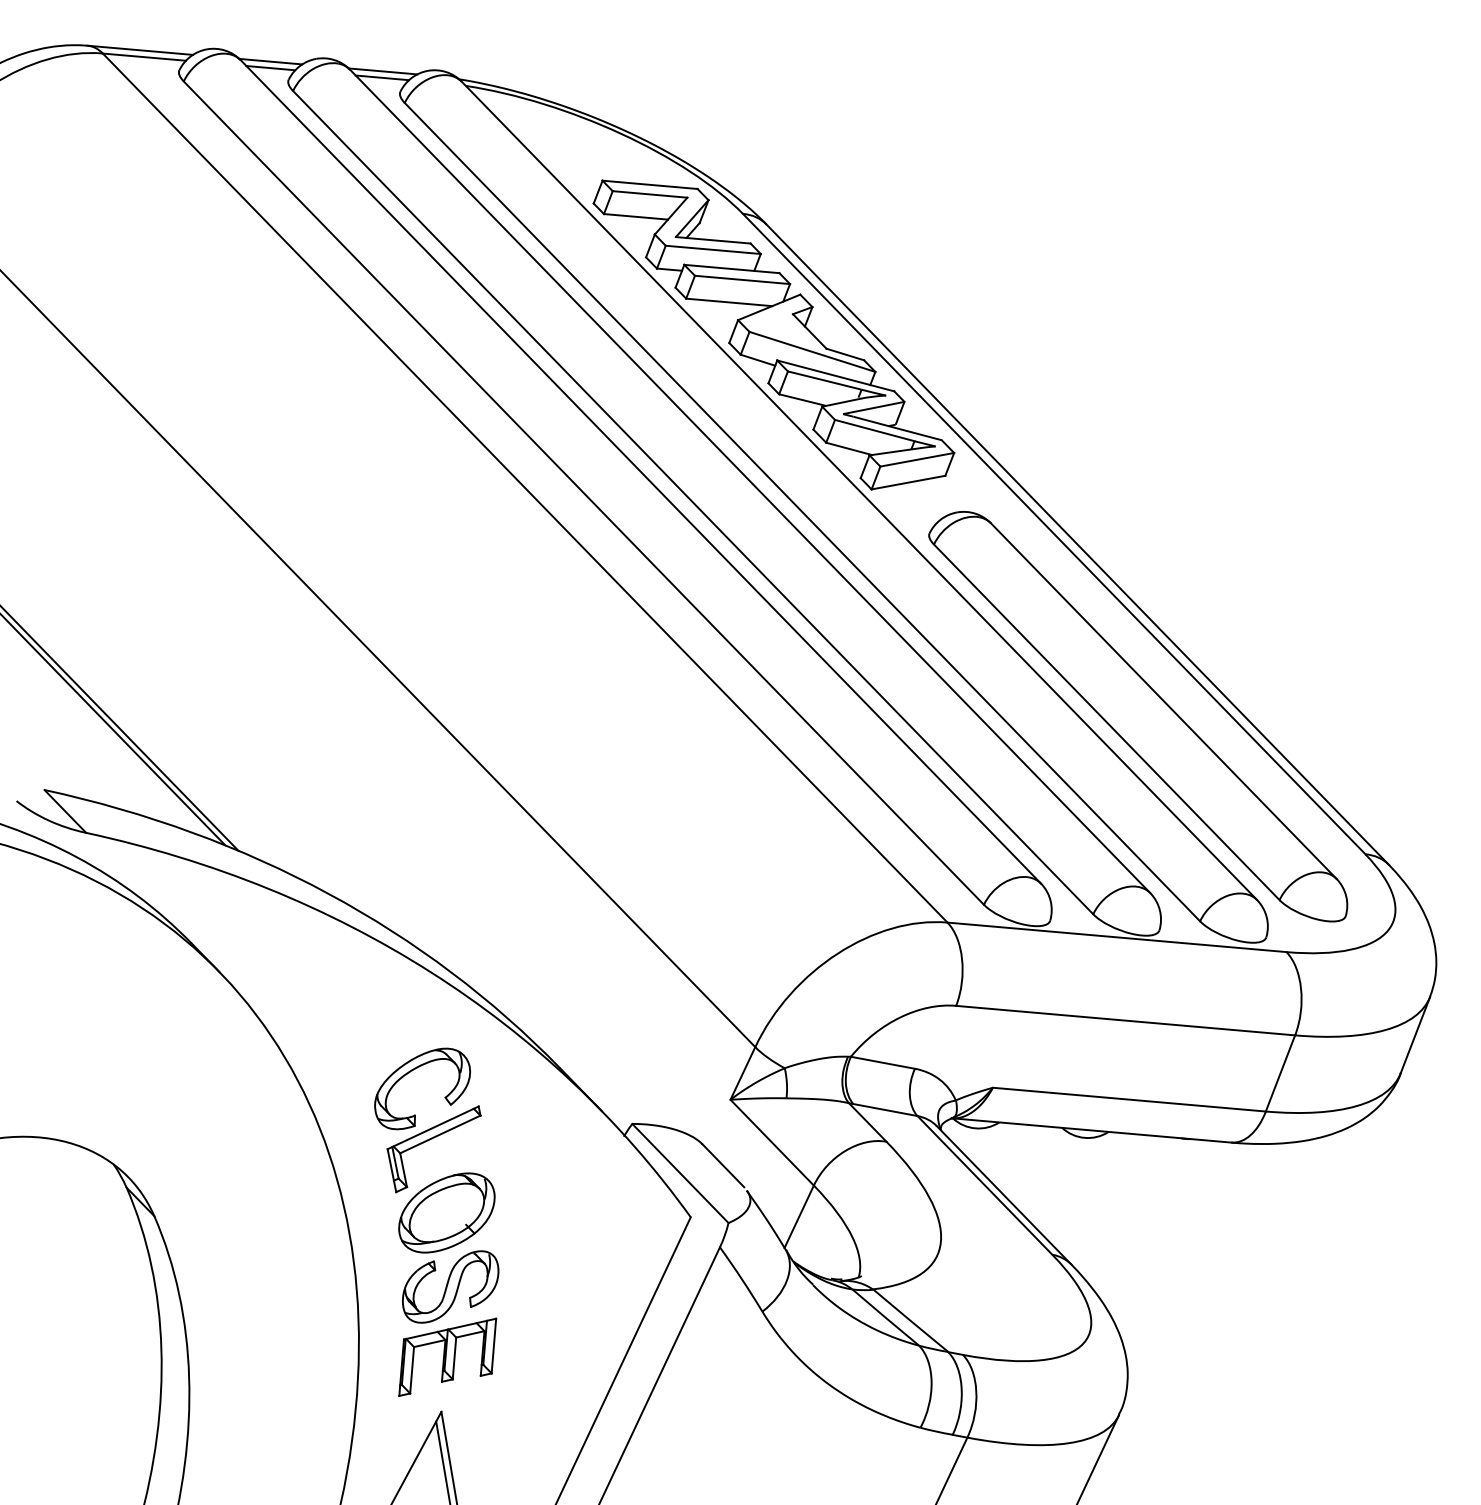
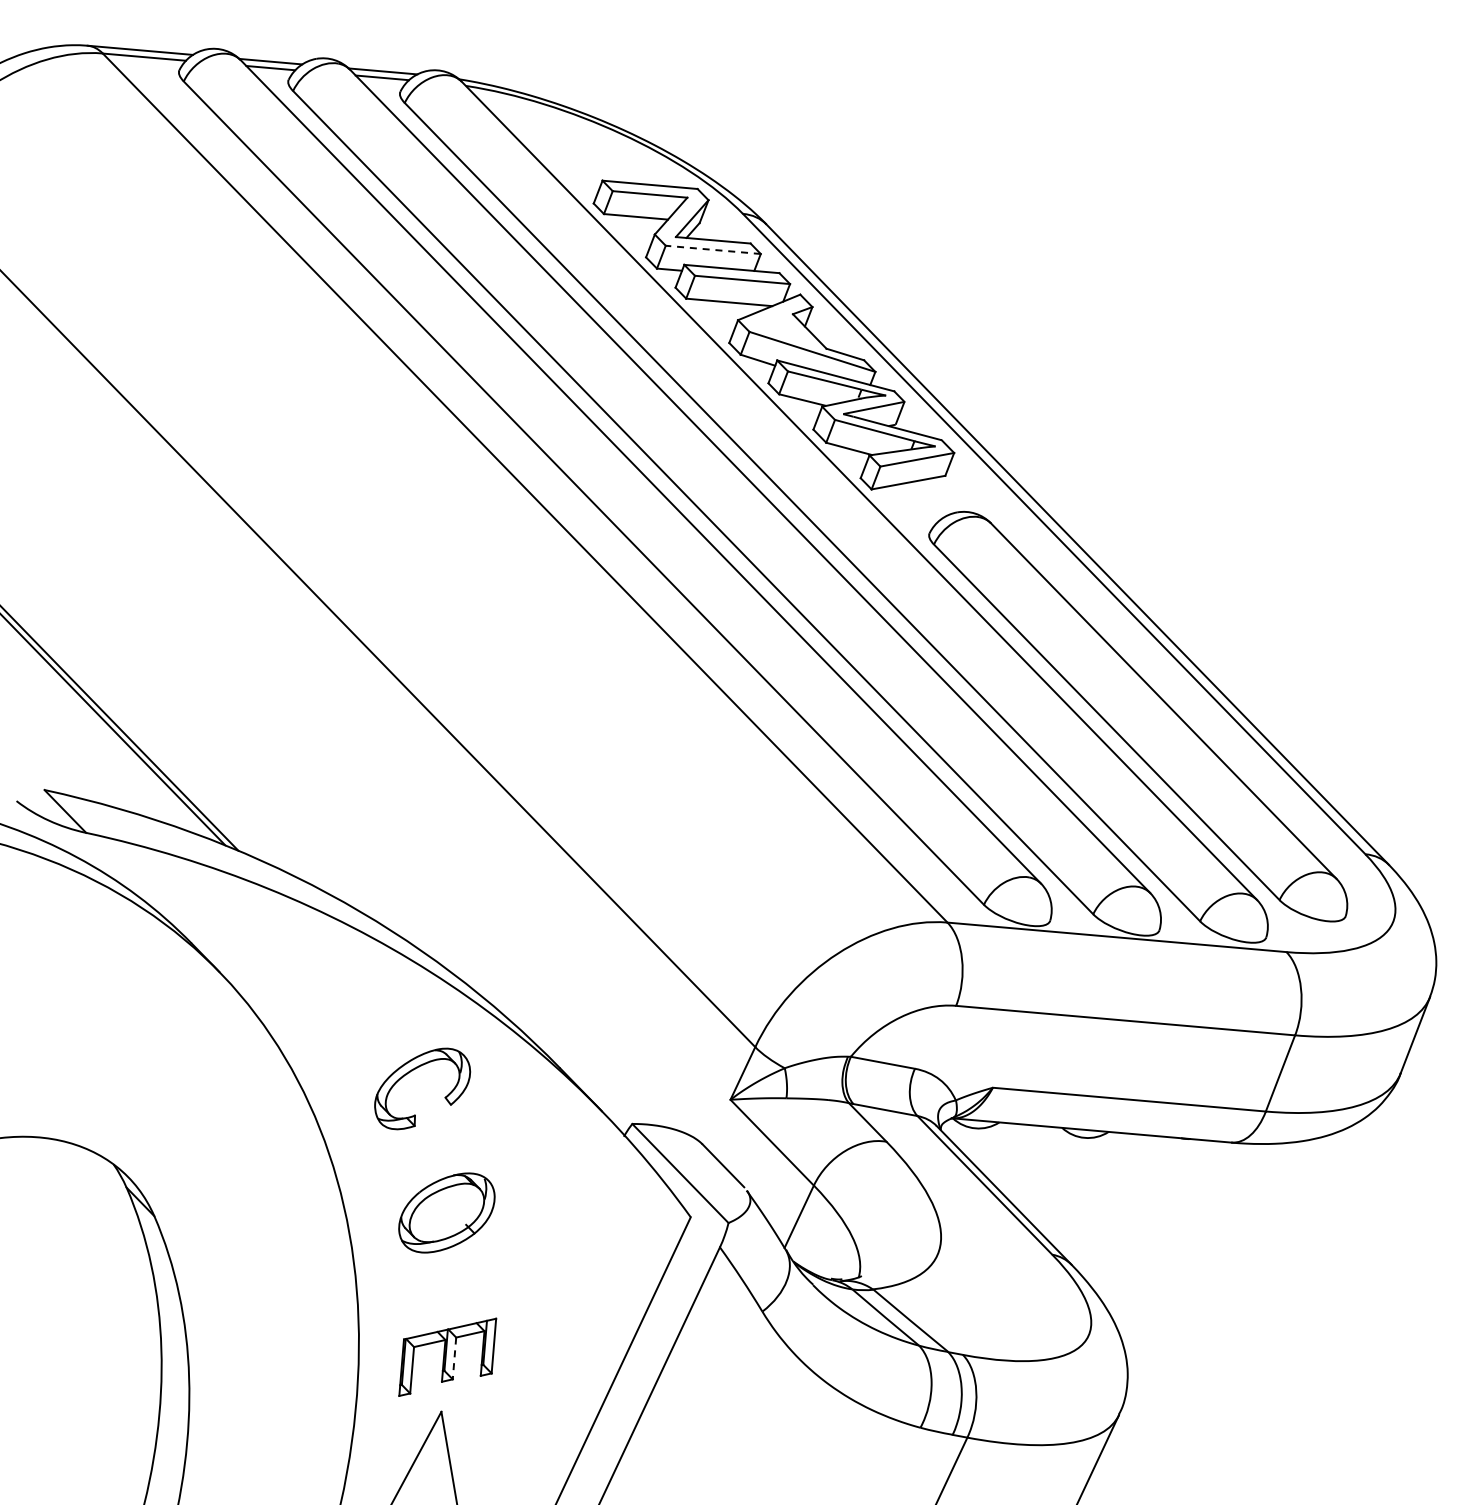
line: solid -> dashed (713, 249)
part: present -> none (430, 1140)
part: present -> none (450, 1286)
line: solid -> dashed (454, 1358)
line: present -> none (442, 1461)
